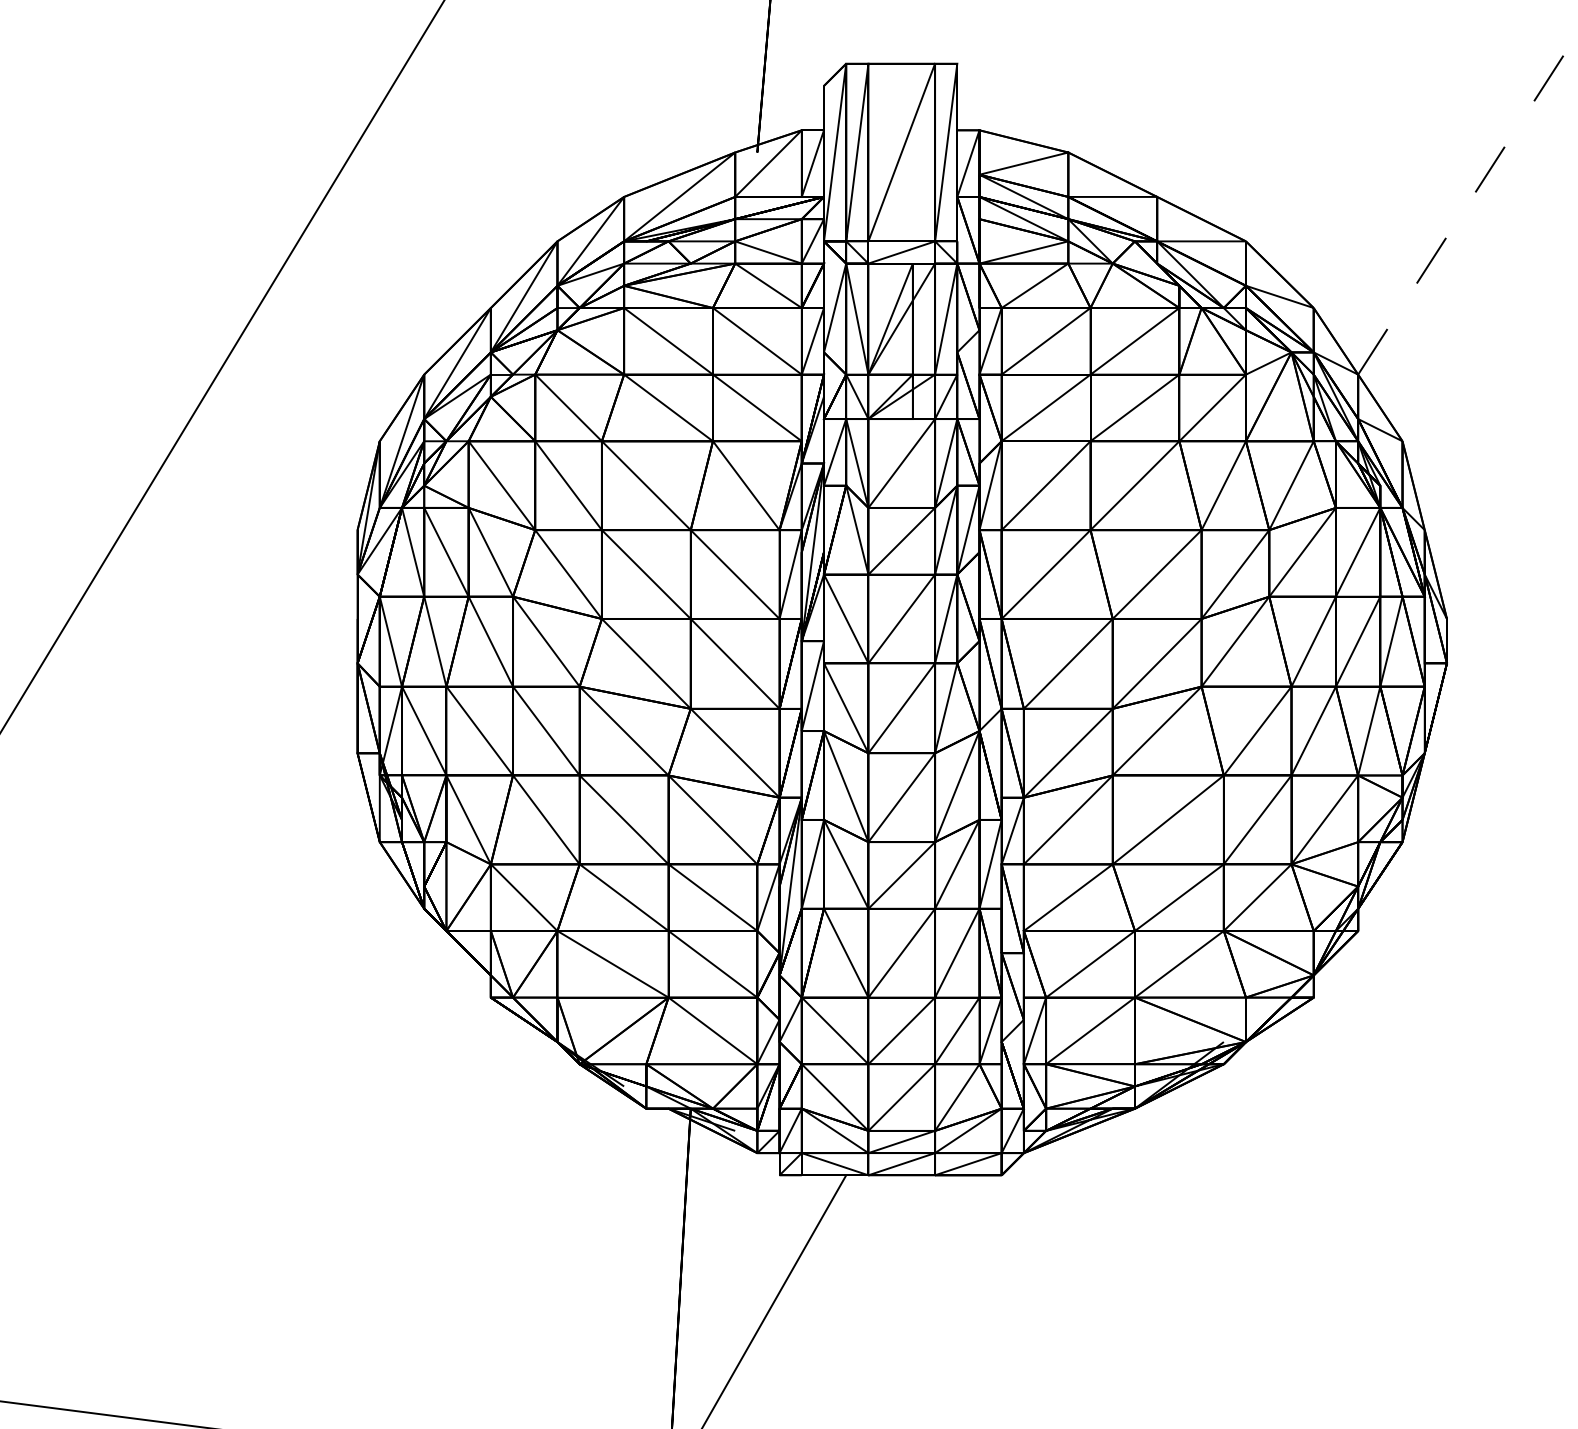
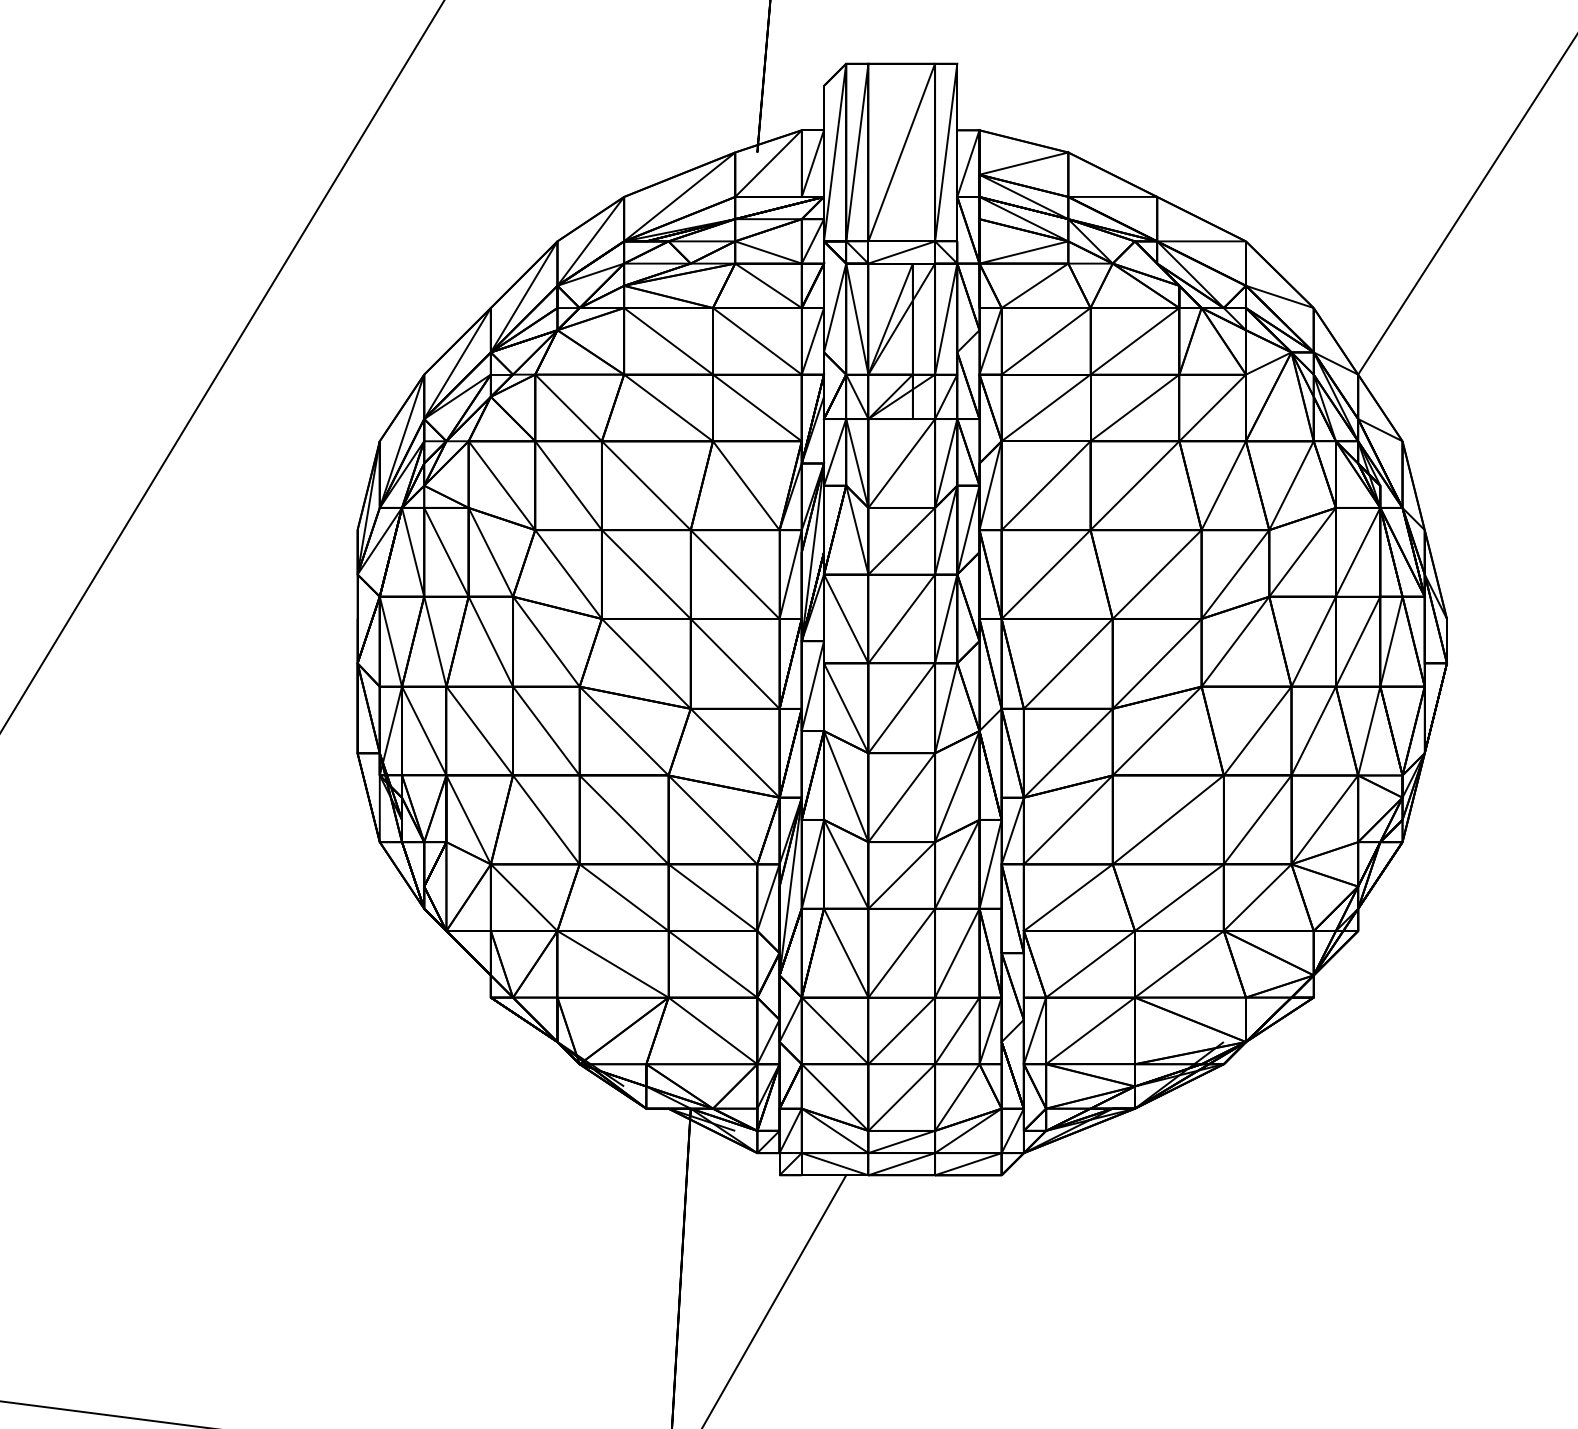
line: dashed -> solid (1468, 203)
